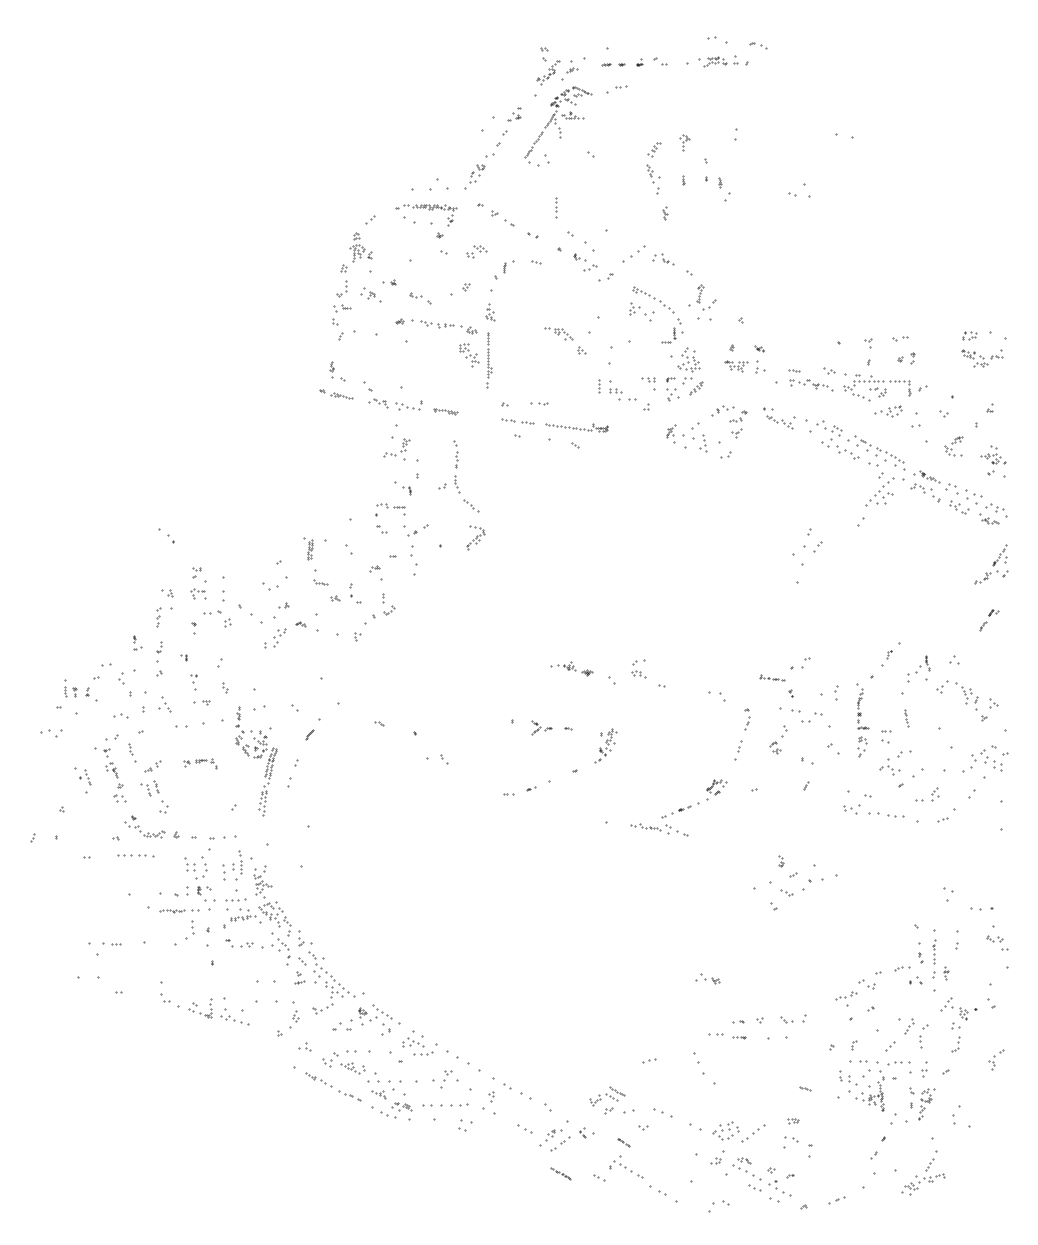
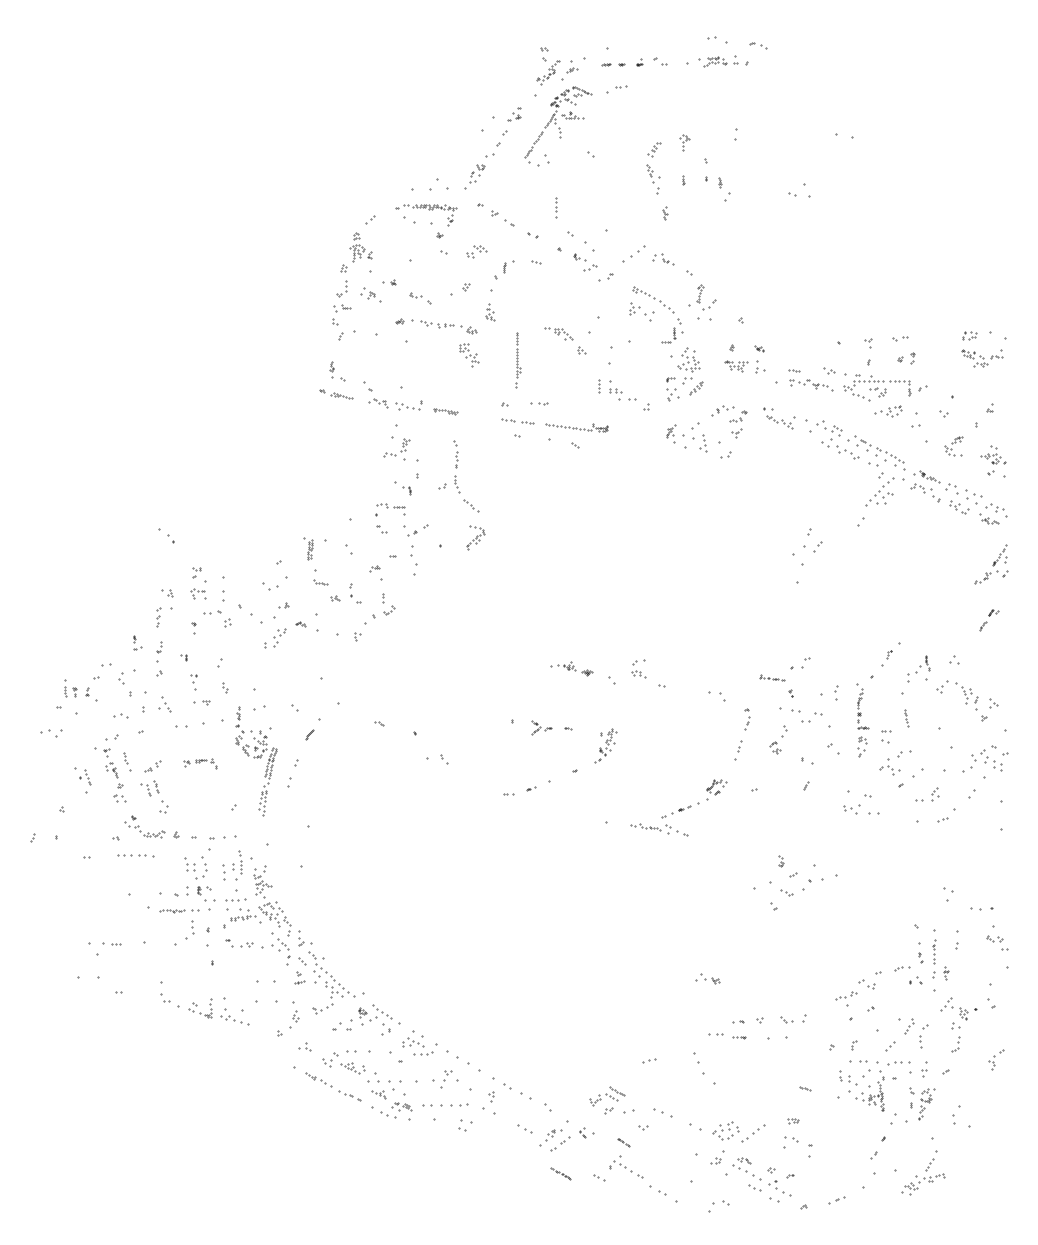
part position: (489, 360) -> (518, 360) (518, 360)
part: present -> none (648, 383)
part position: (132, 752) -> (127, 761) (127, 761)
part: present -> none (895, 815)
